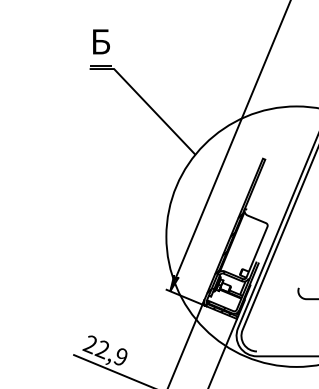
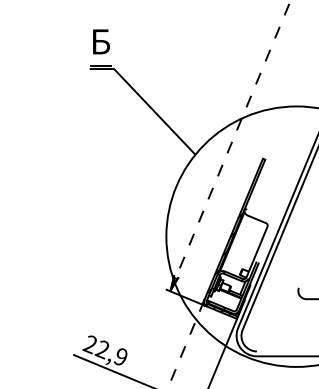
line: solid -> dashed (230, 145)
line: solid -> dashed (186, 344)
